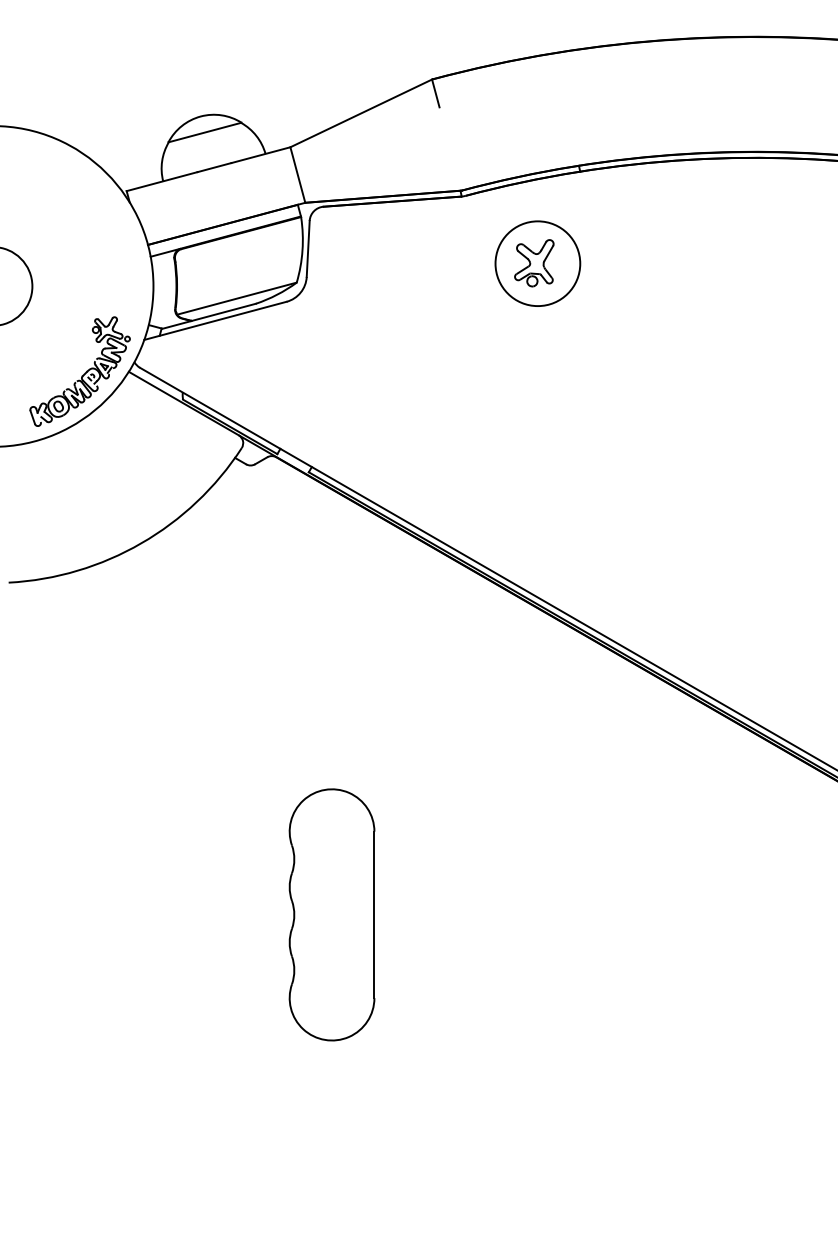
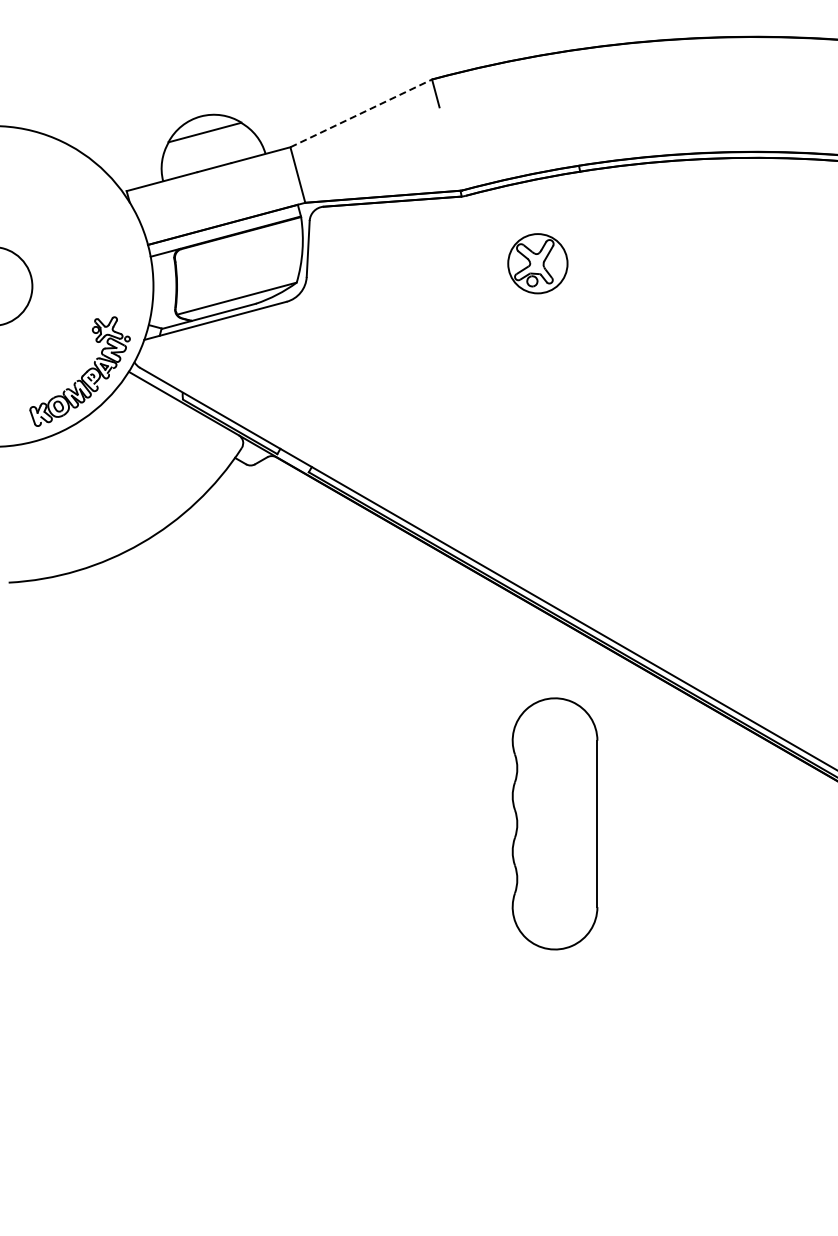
line: solid -> dashed (361, 113)
circle diameter: 85 px -> 59 px (537, 263)
part position: (331, 914) -> (554, 823) (554, 823)
